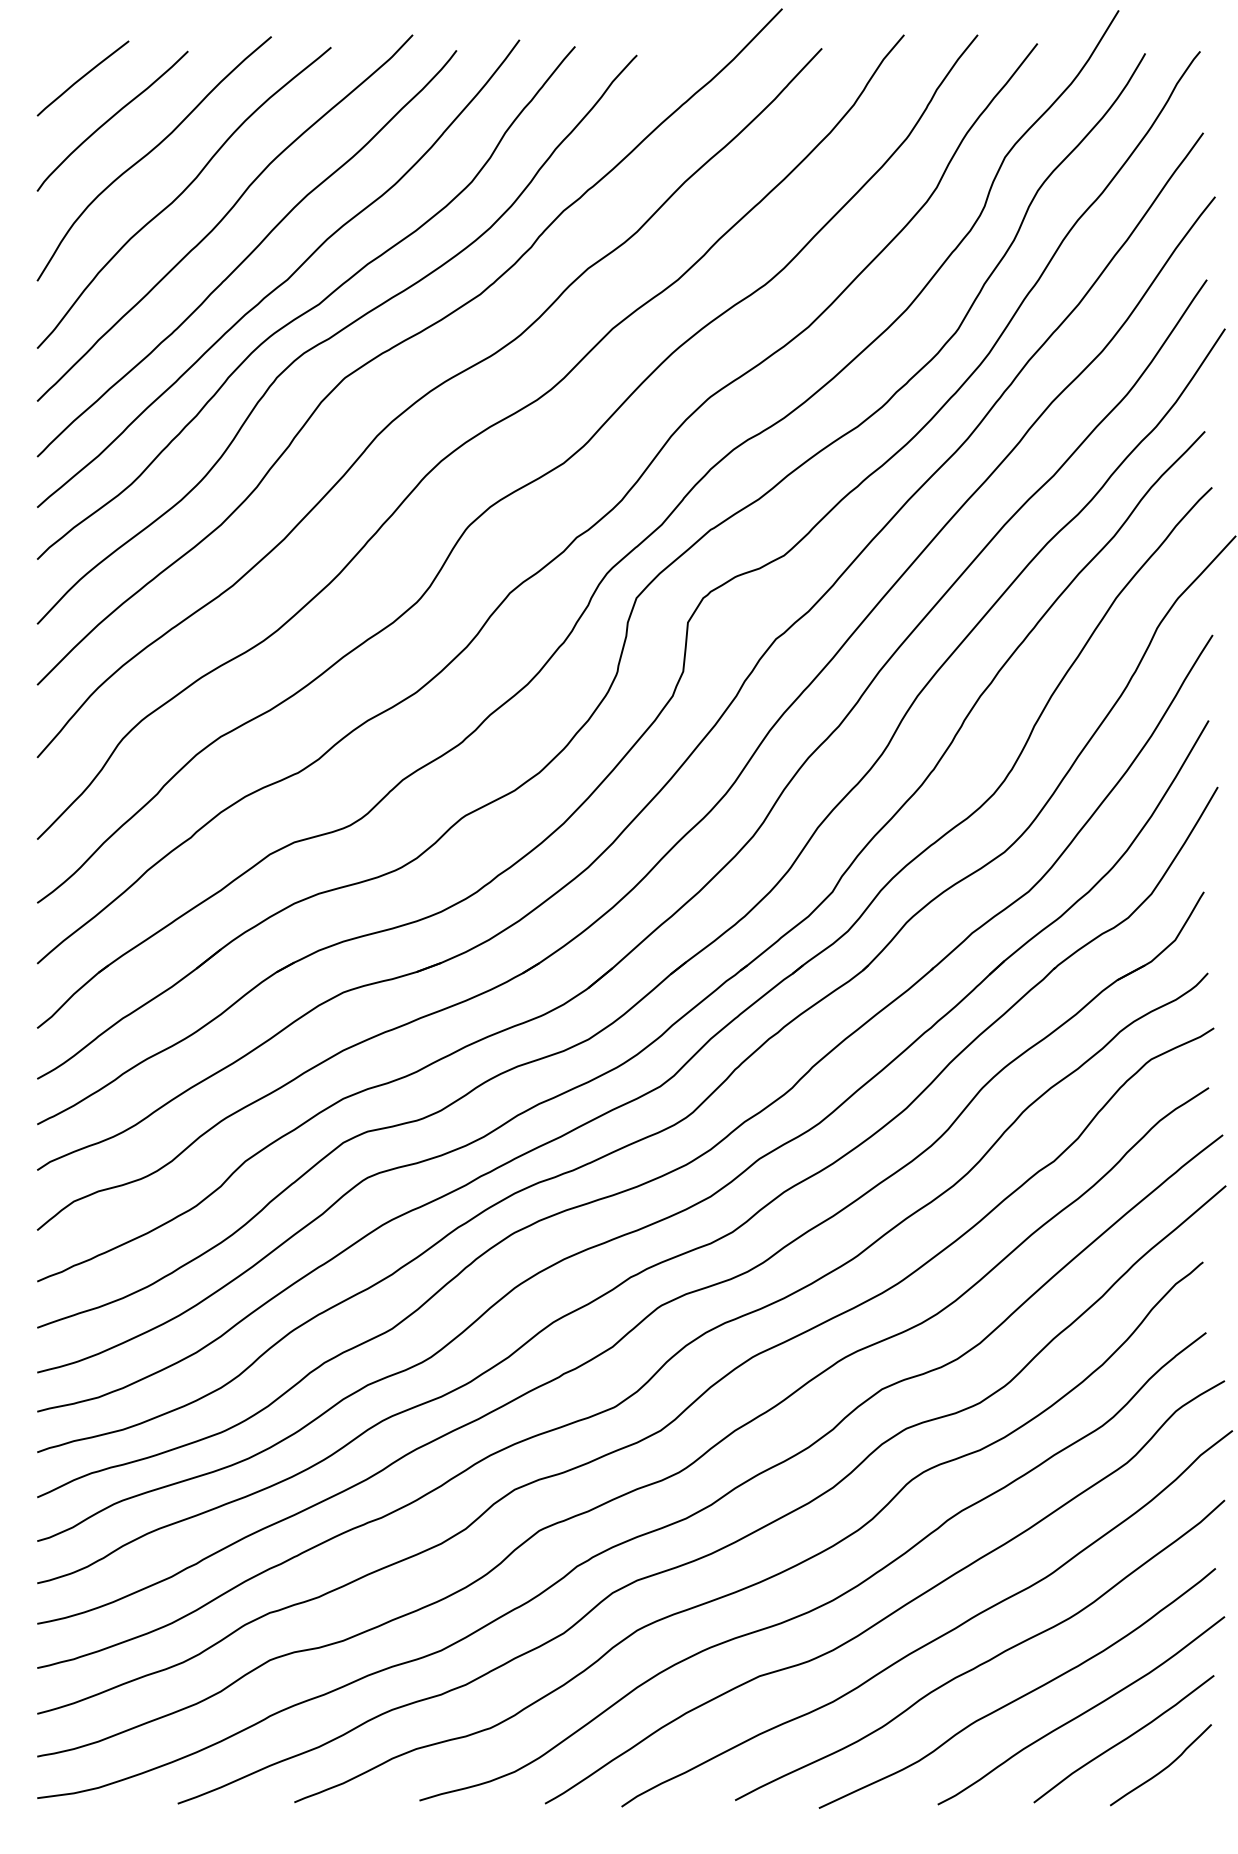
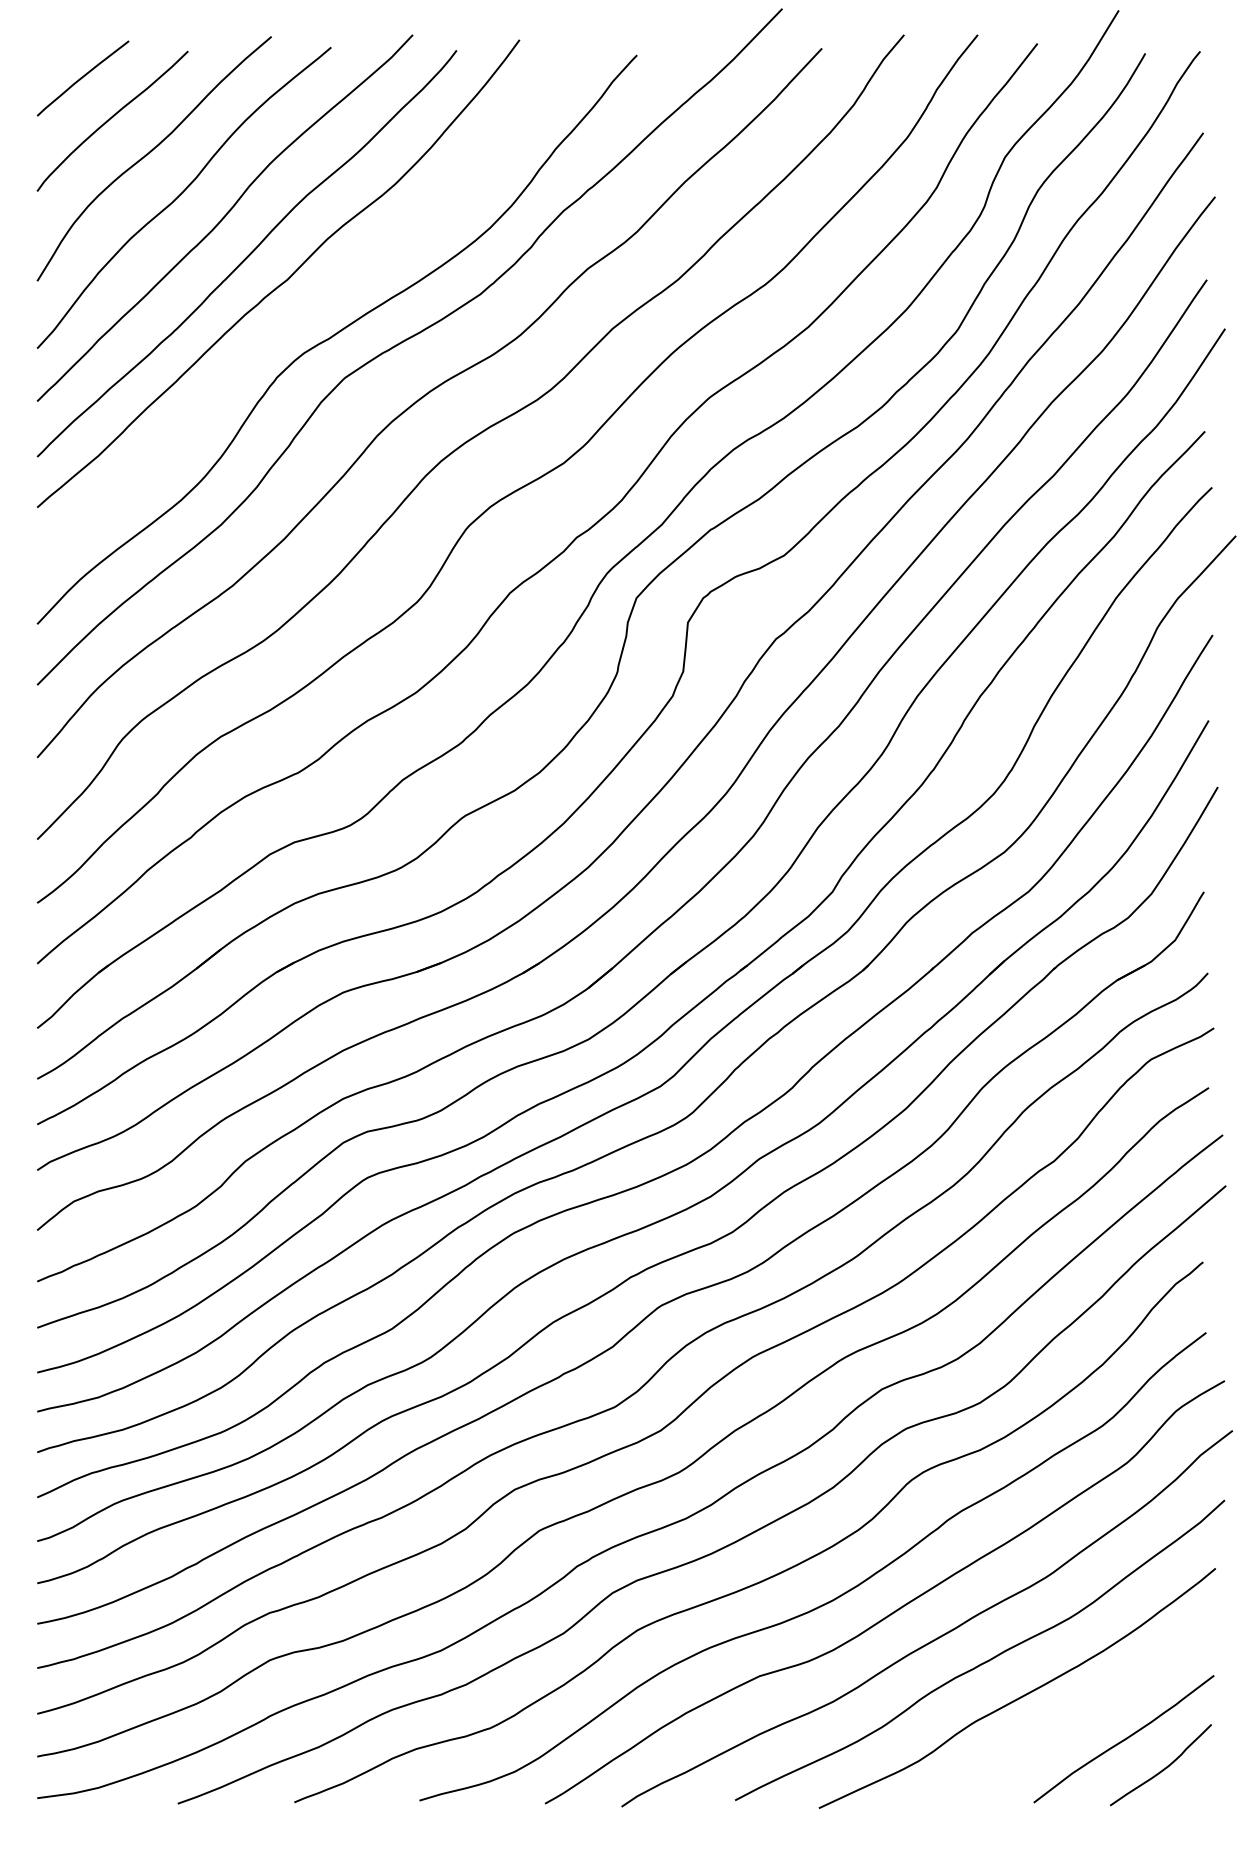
curve: present -> none (311, 307)
curve: present -> none (1083, 1712)
